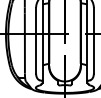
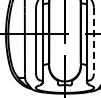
line: solid -> dashed (93, 40)
